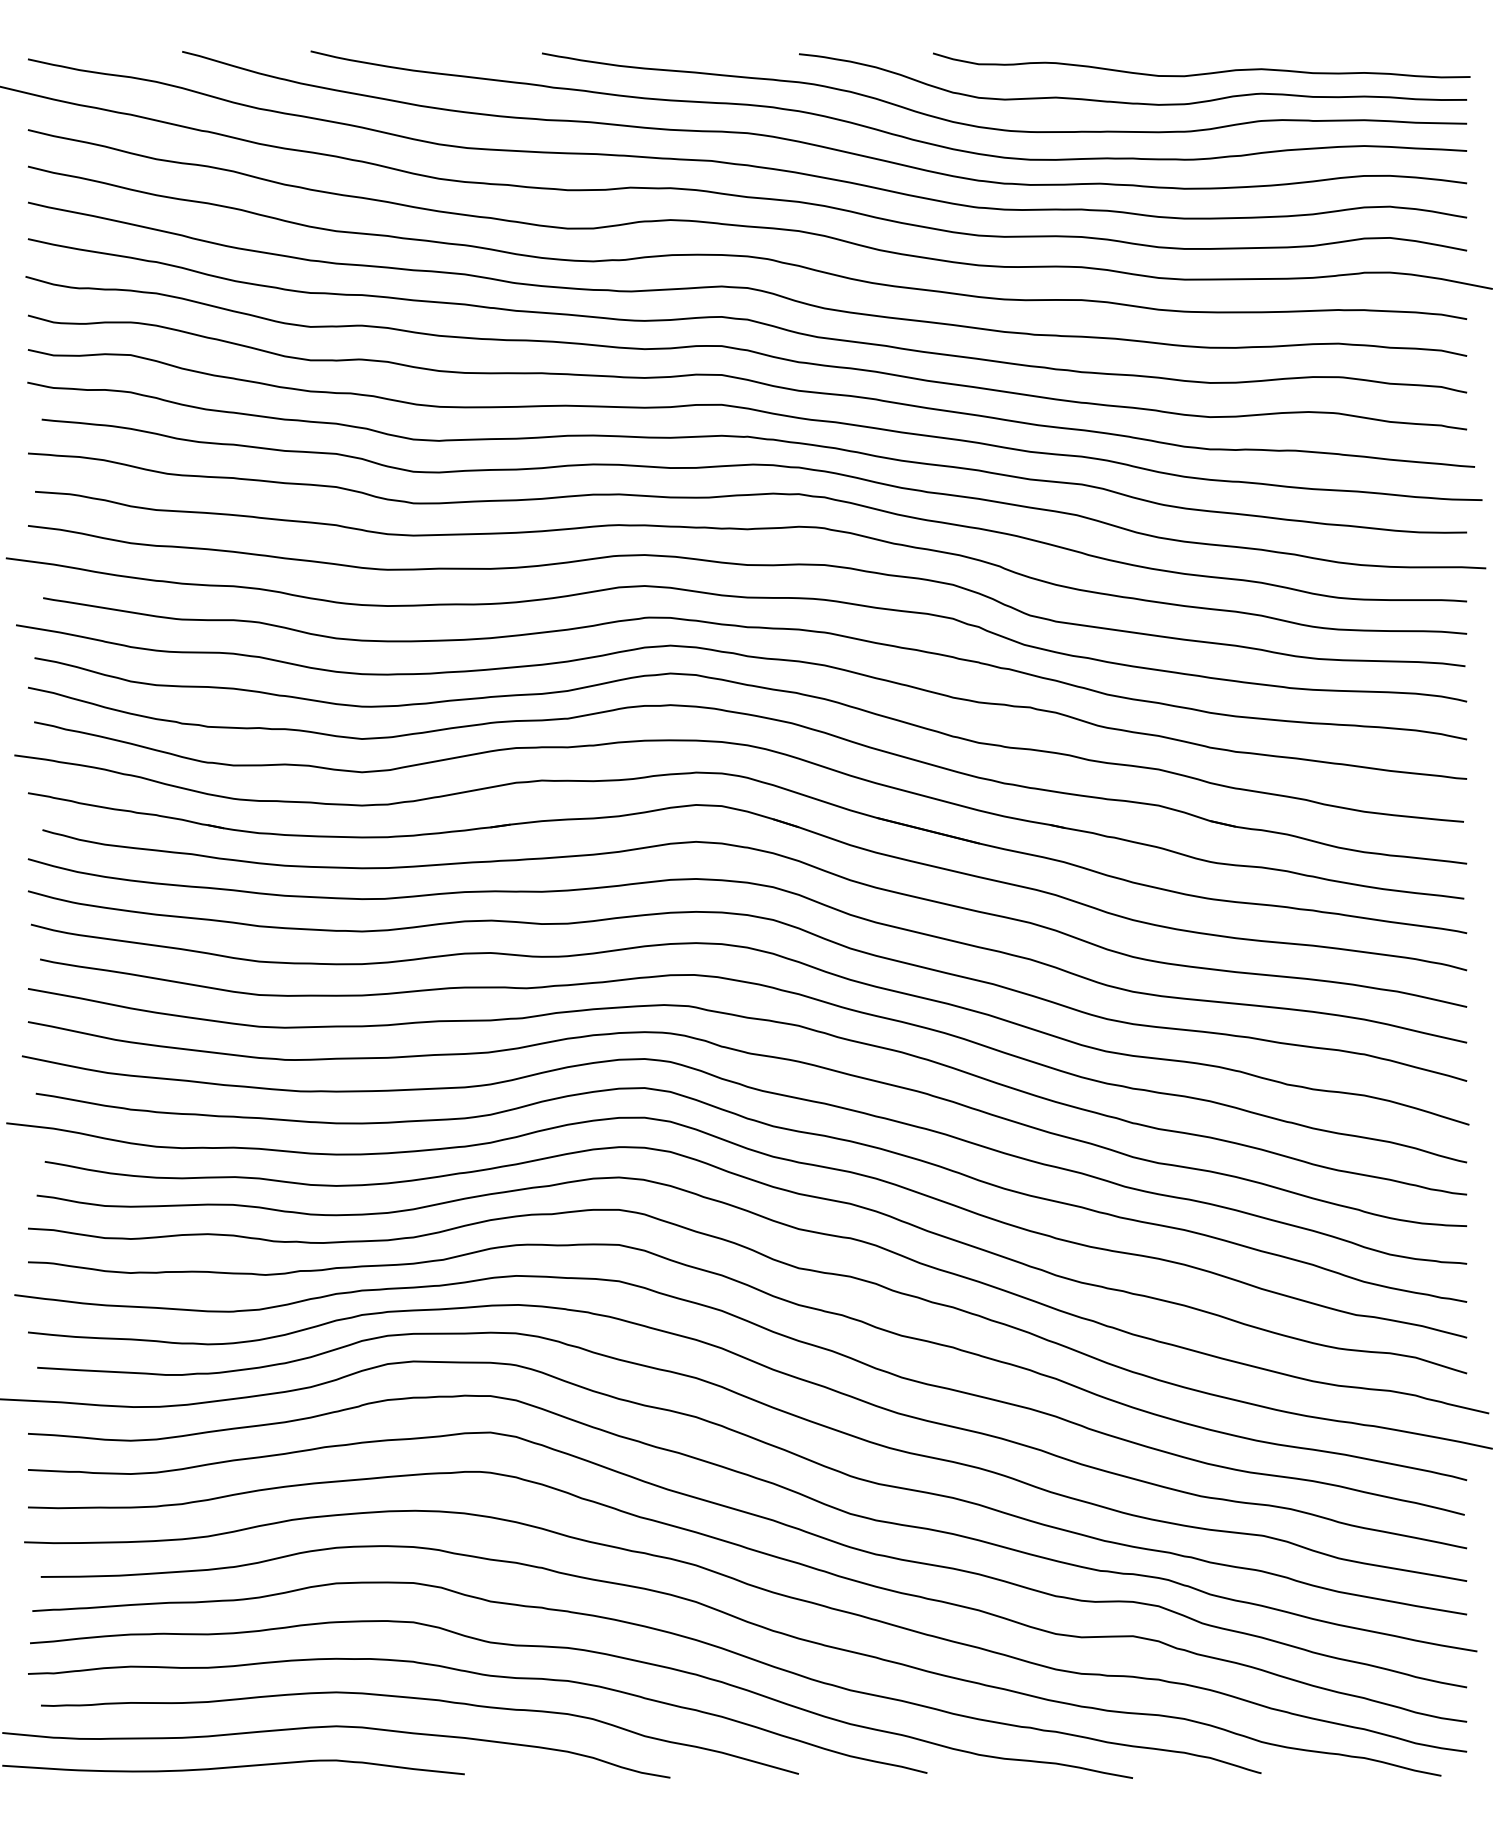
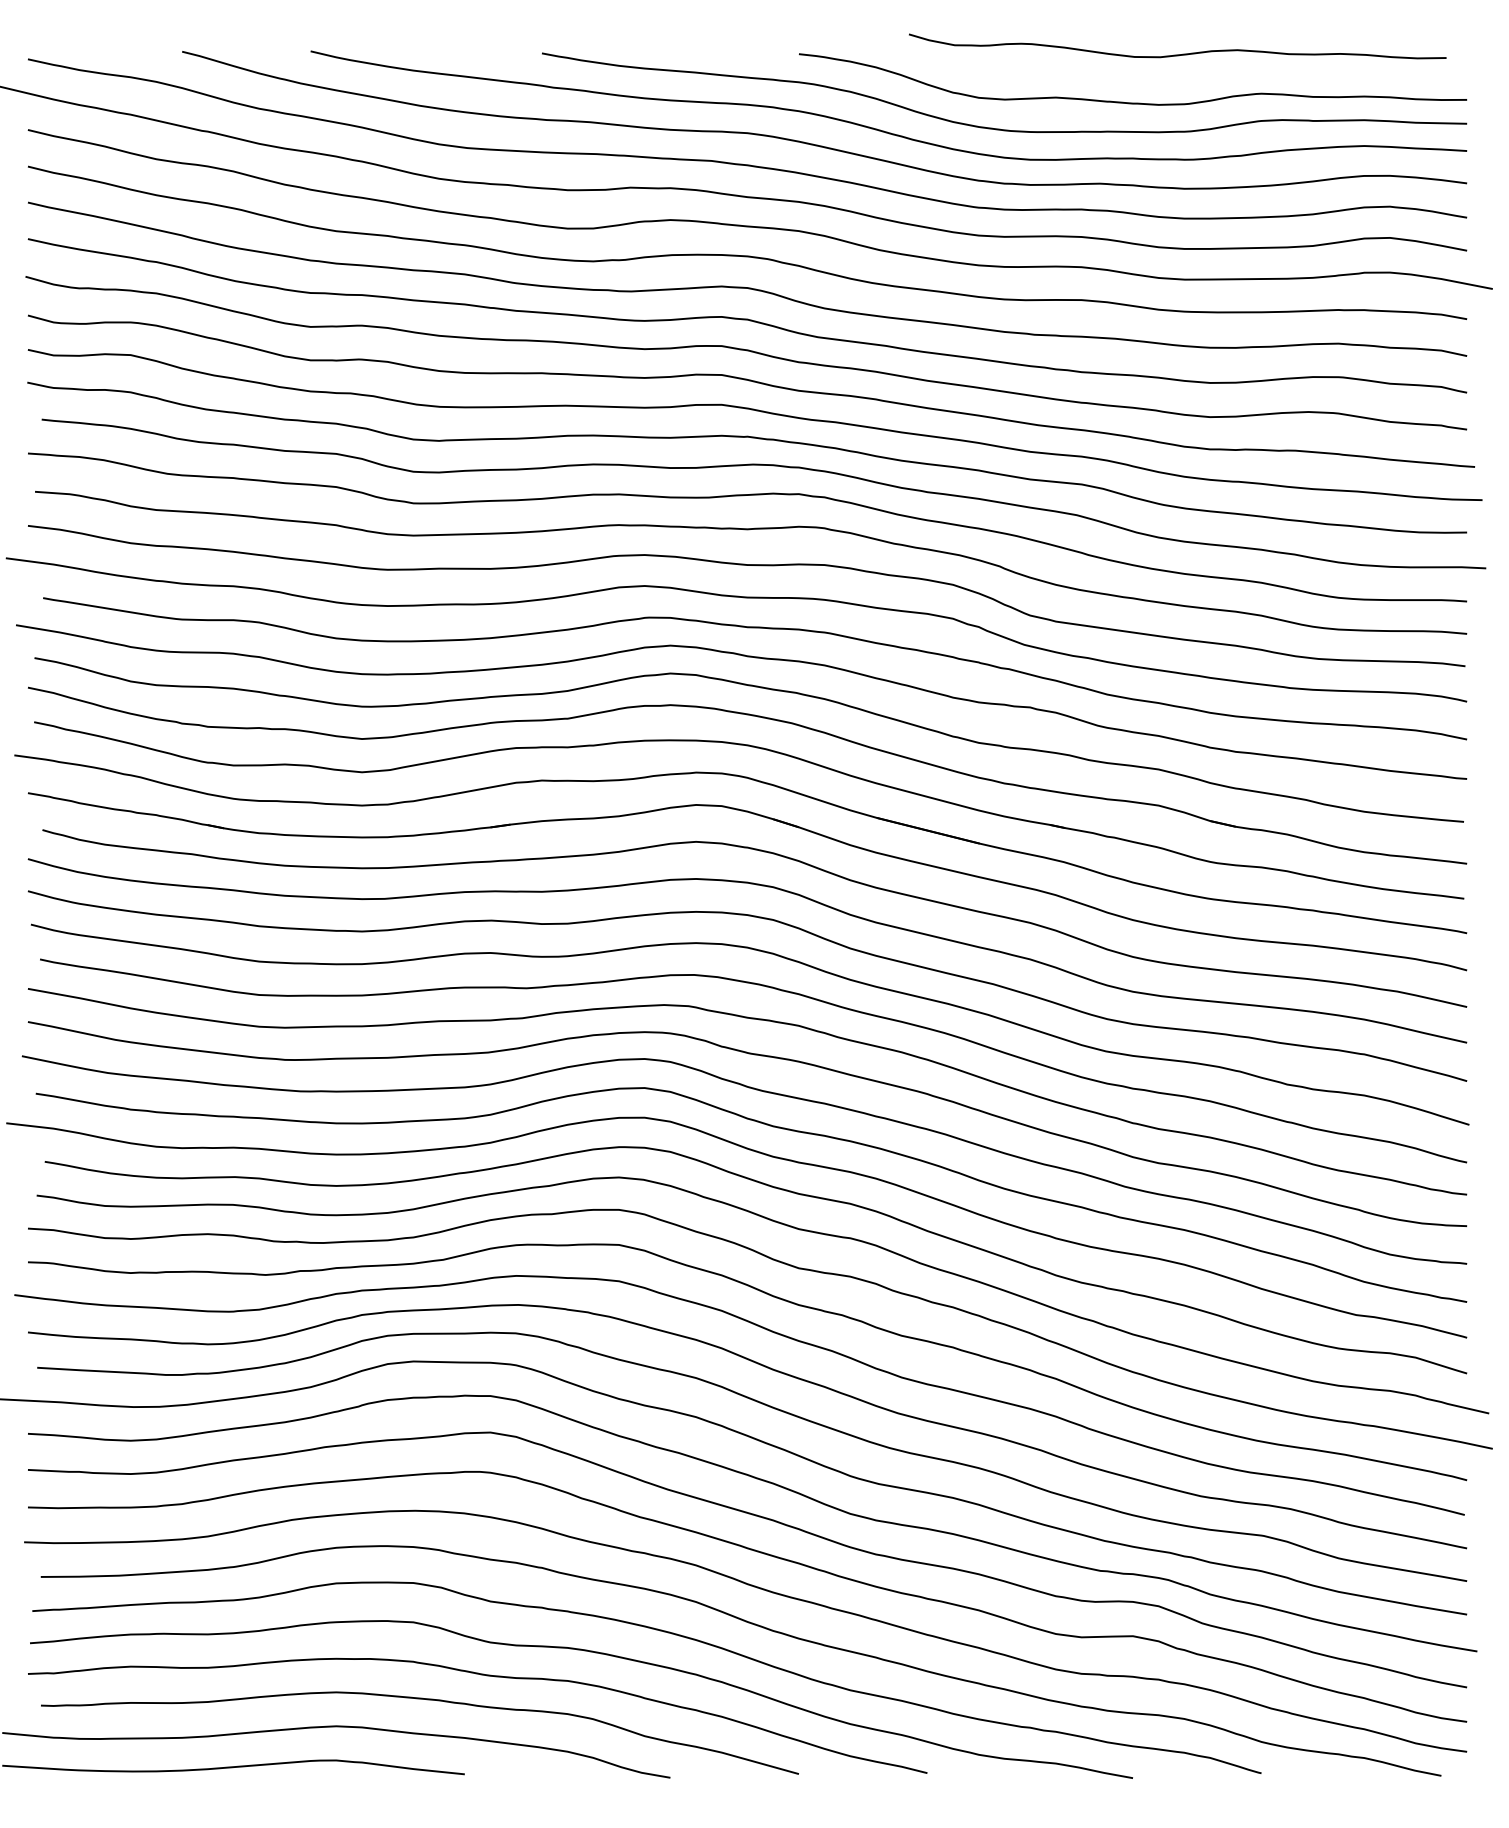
curve position: (1201, 73) -> (1177, 54) (1177, 54)
